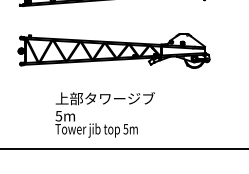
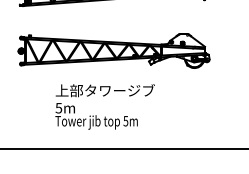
text position: (104, 114) -> (104, 106) (104, 106)
